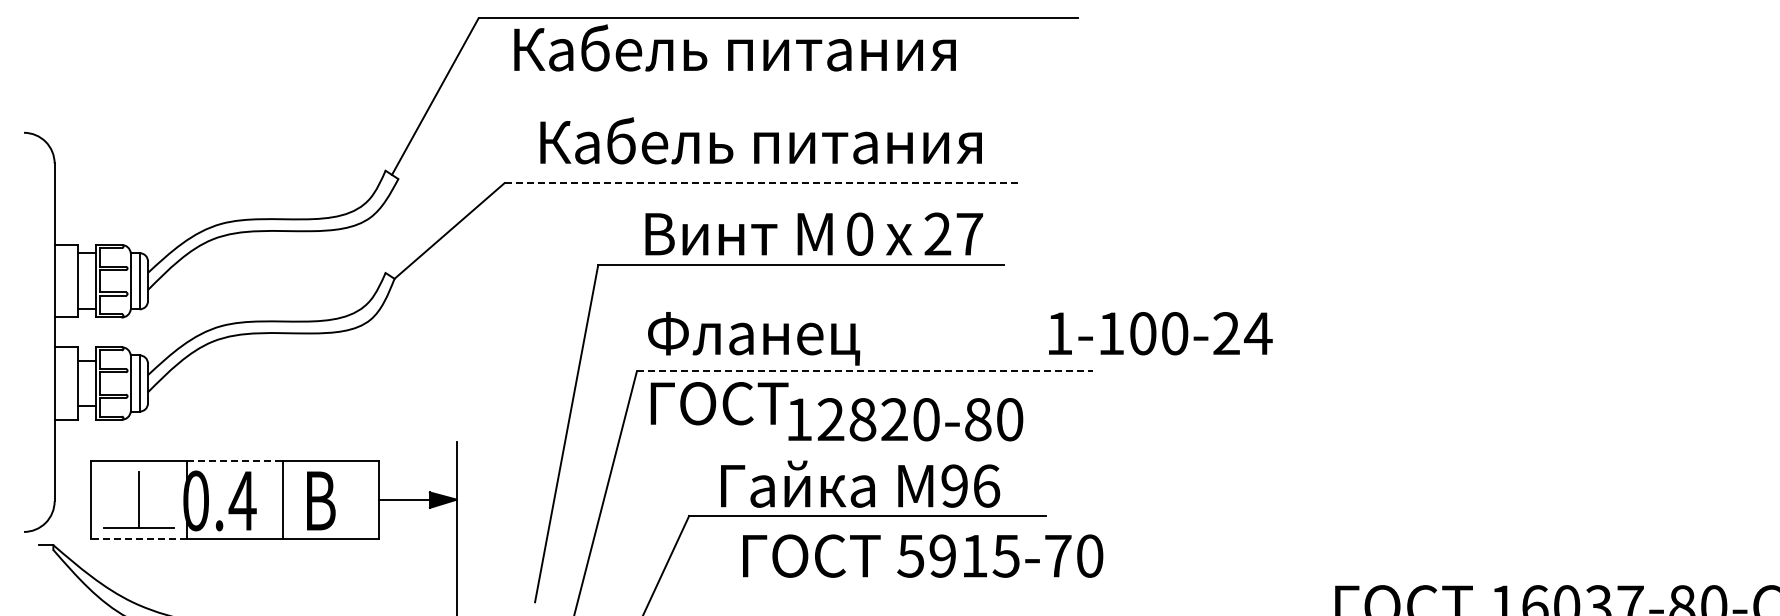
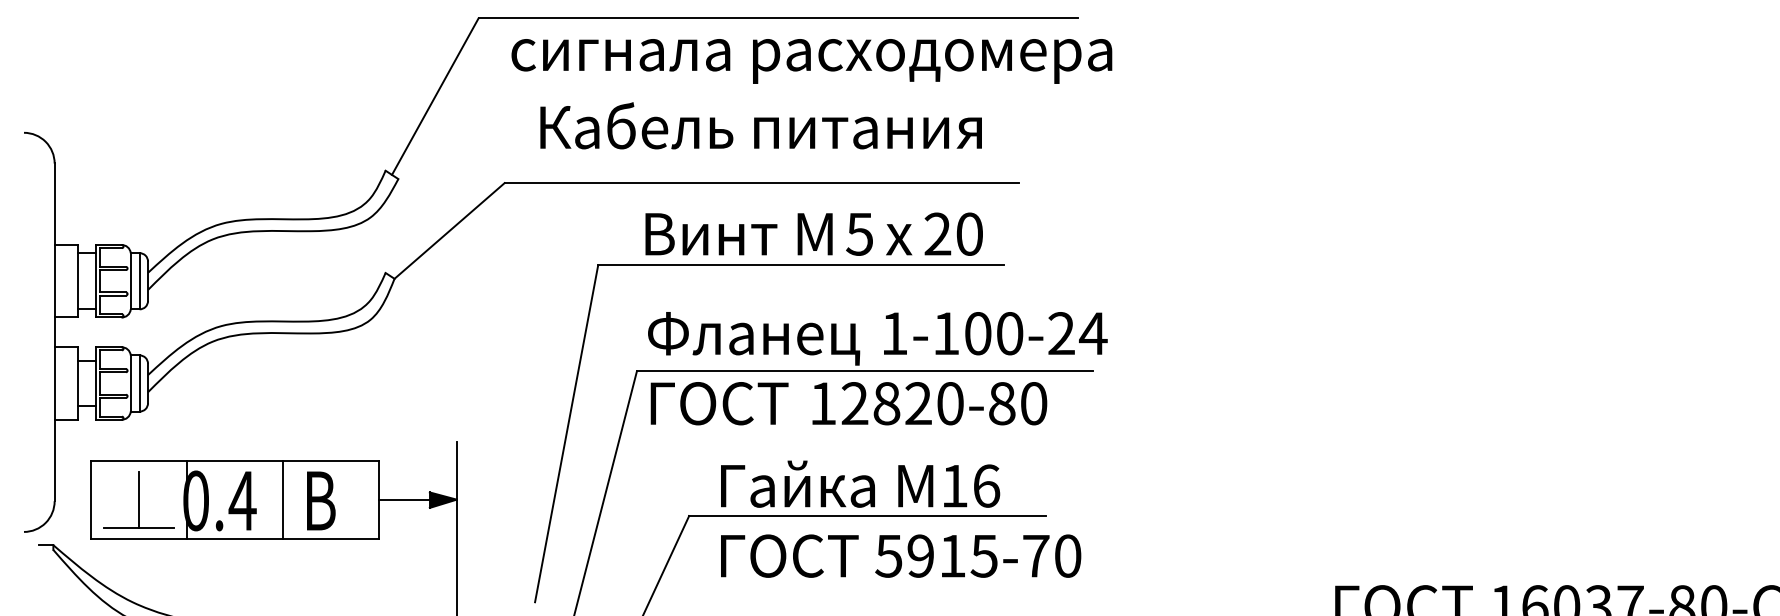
text: Кабель питания -> сигнала расходомера (811, 53)
text position: (760, 140) -> (760, 125) (760, 125)
line: dashed -> solid (762, 183)
text: 0 -> 5 (859, 233)
text: 27 -> 20 (969, 233)
text position: (1160, 333) -> (995, 333) (995, 333)
line: dashed -> solid (864, 371)
text position: (905, 419) -> (929, 403) (929, 403)
line: dashed -> solid (235, 460)
text: 96 -> 16 (954, 485)
line: dashed -> solid (138, 538)
text position: (923, 555) -> (901, 555) (901, 555)
